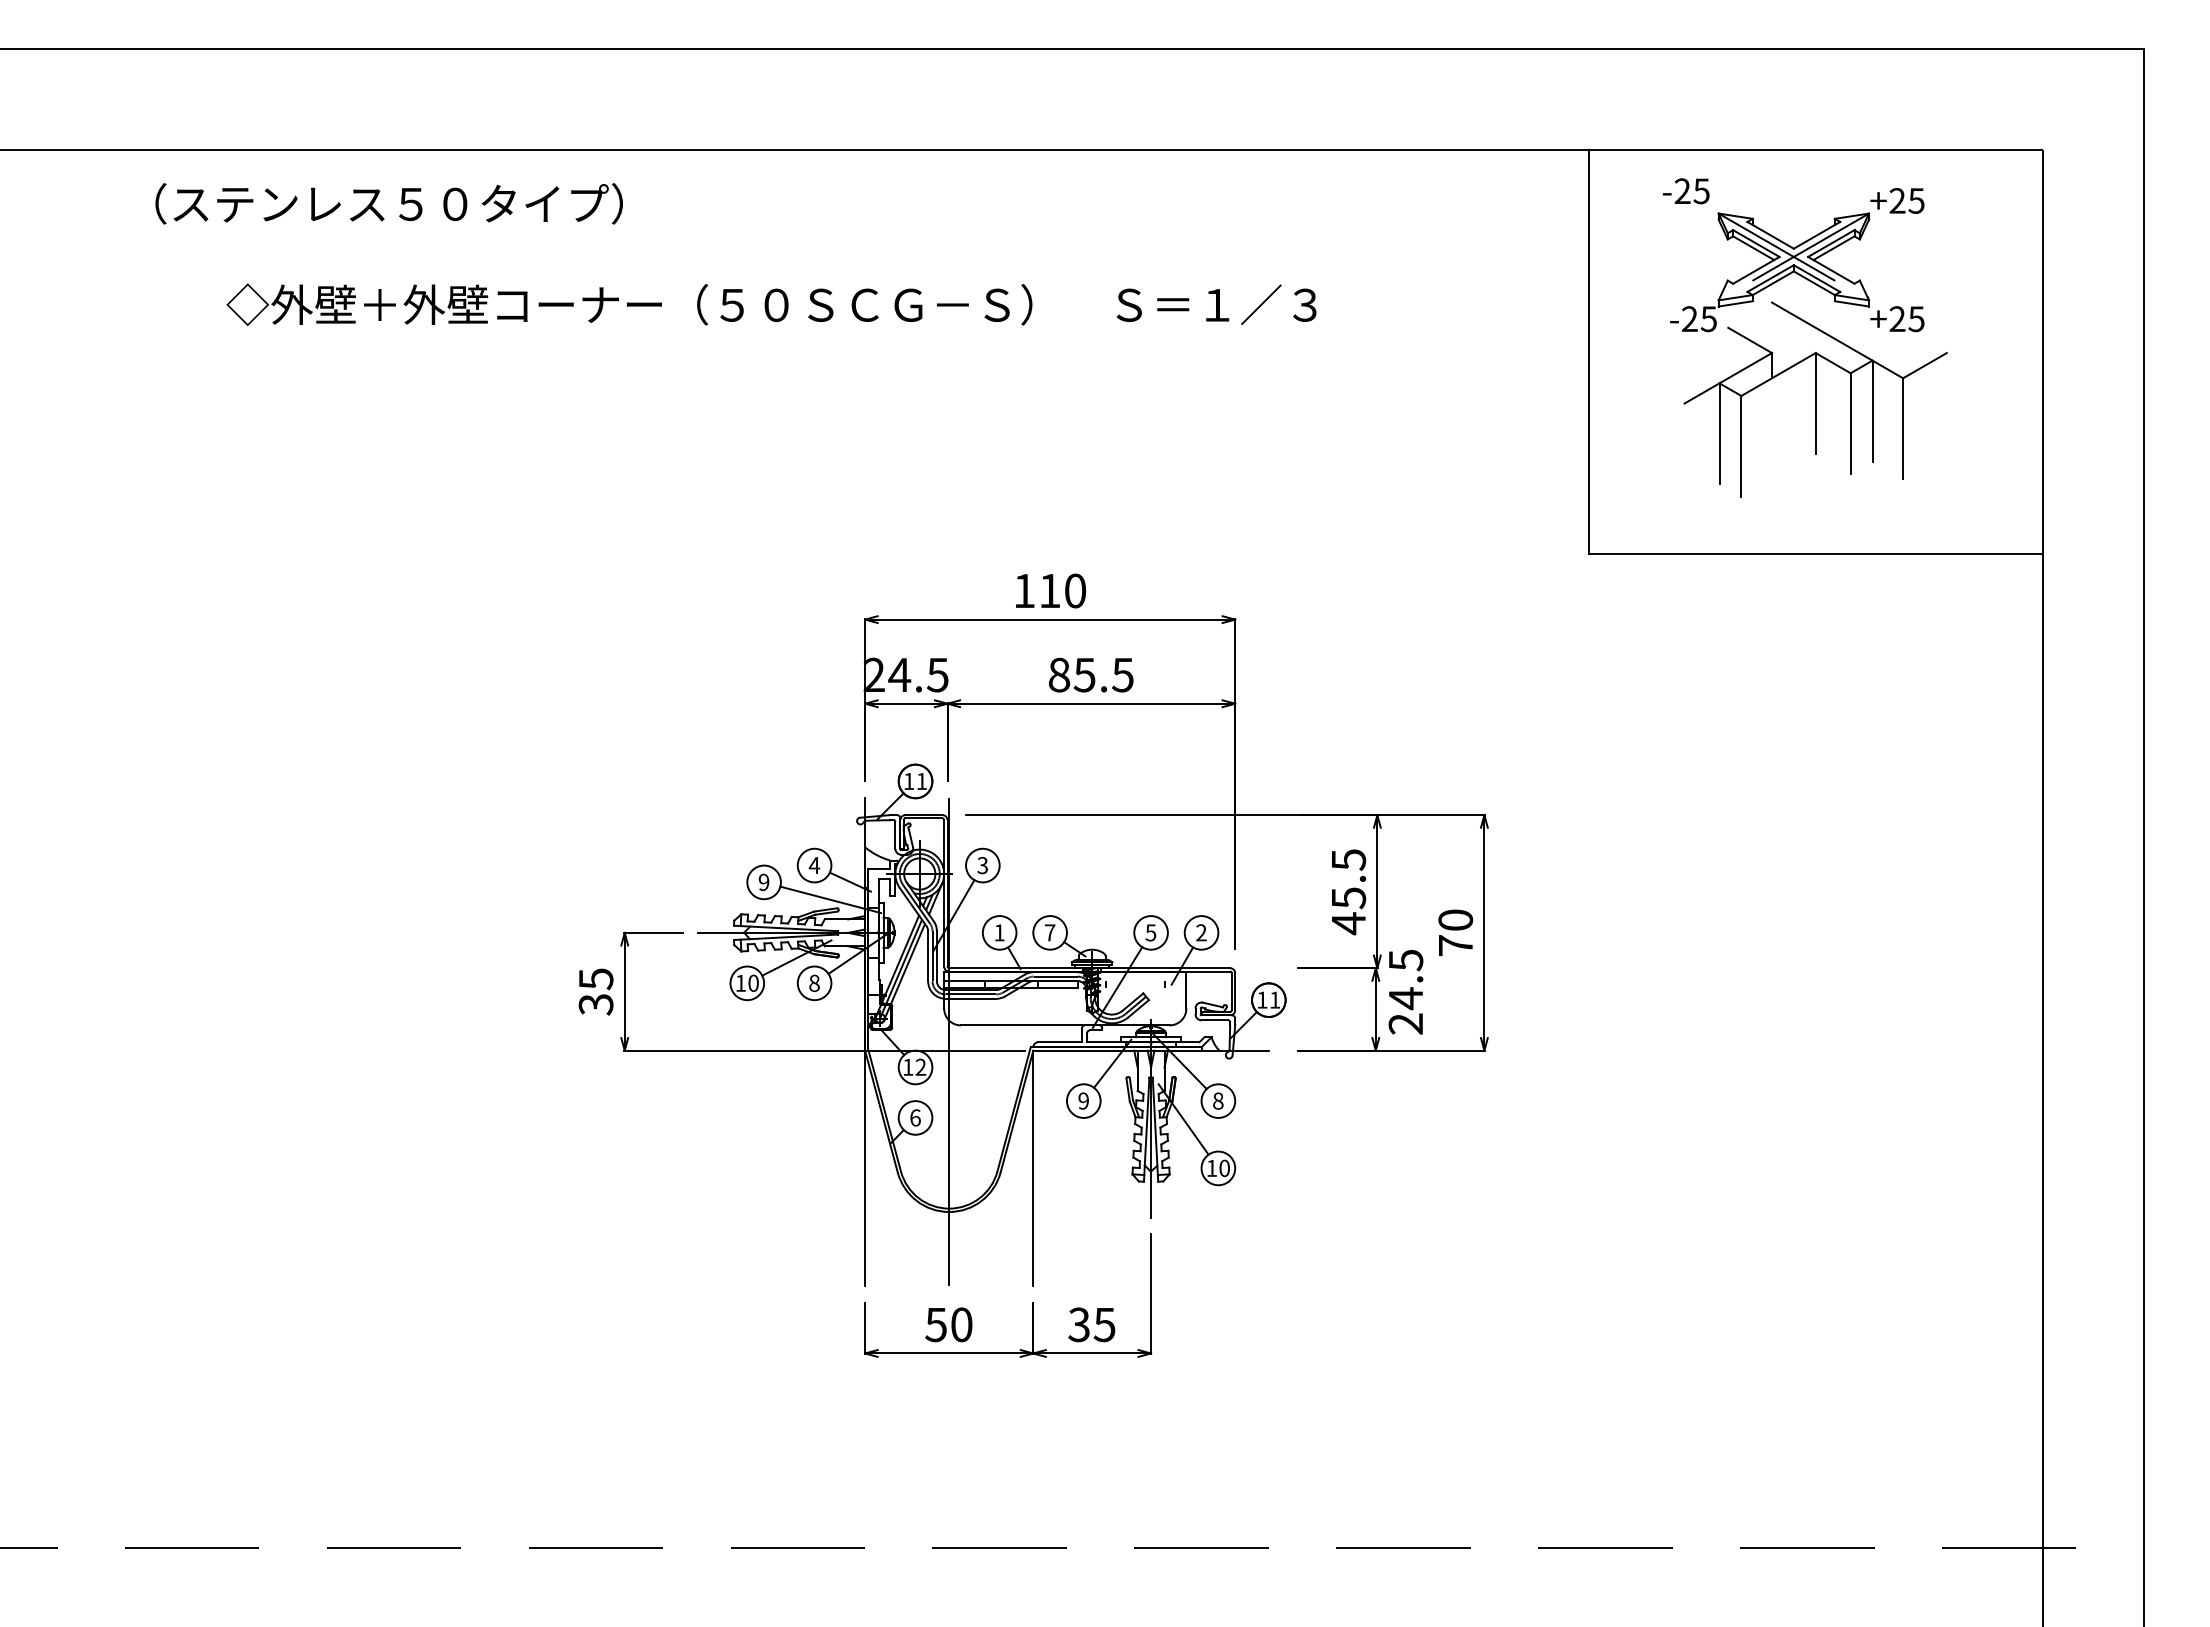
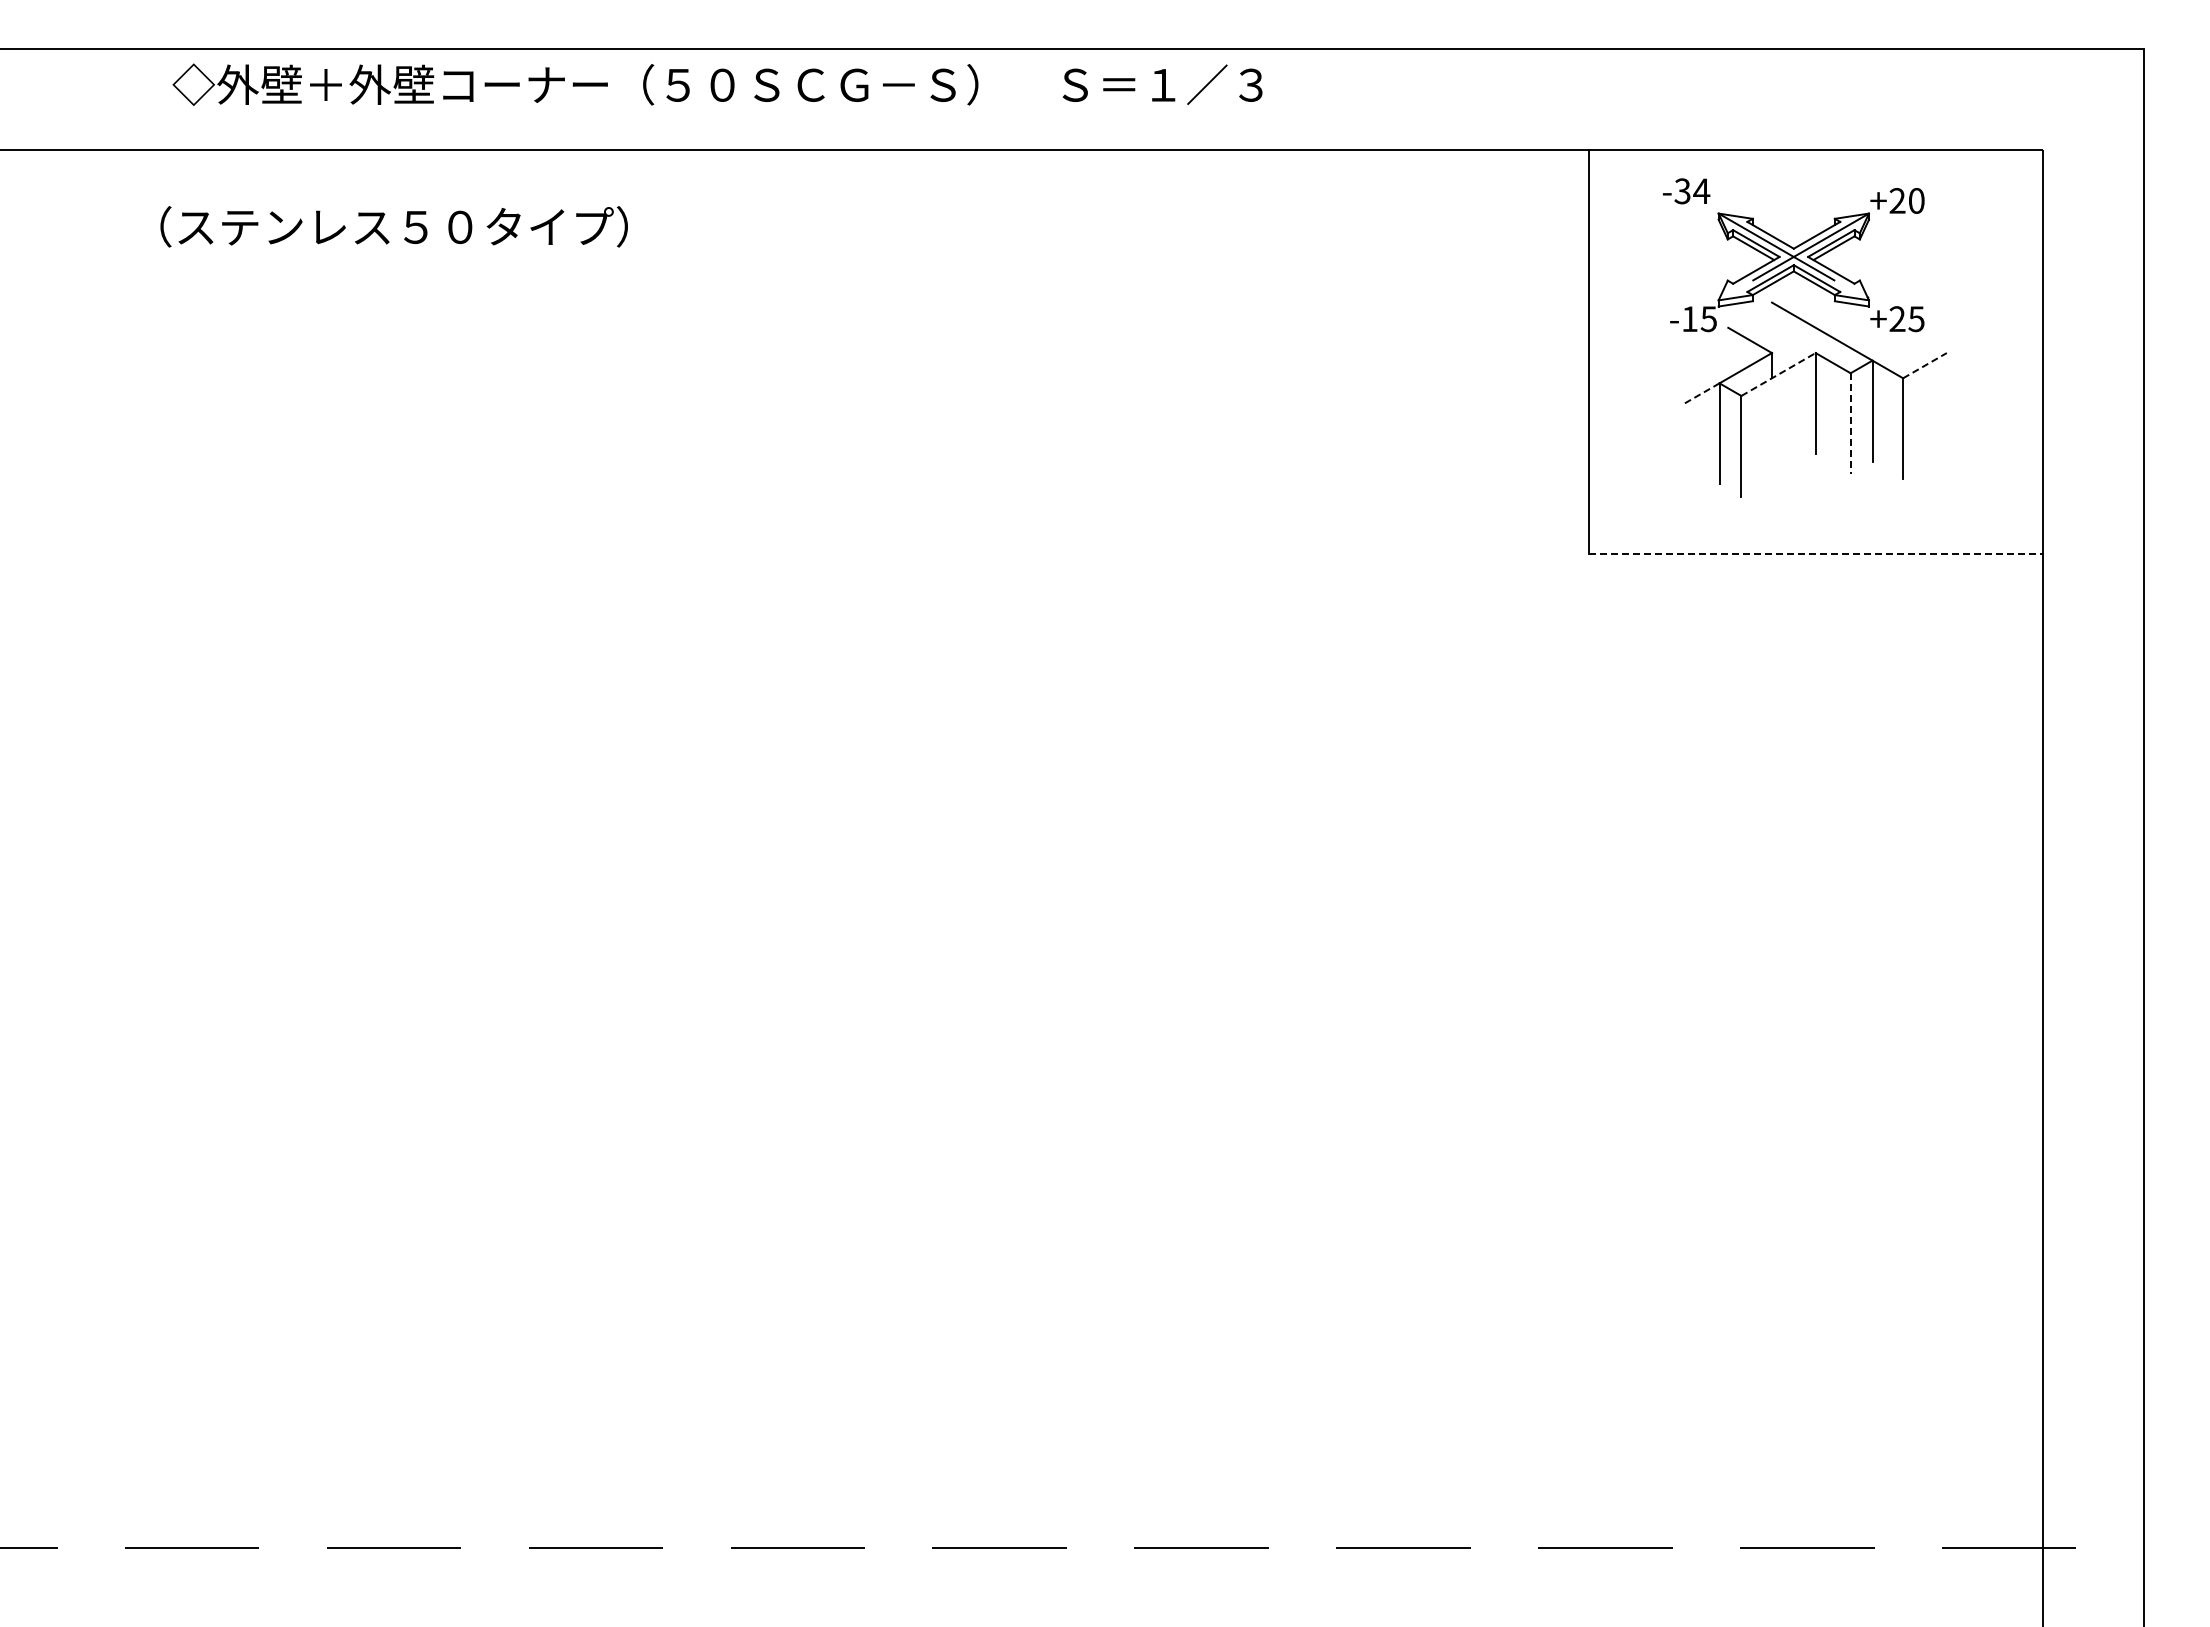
text: -25 -> -34 (1692, 191)
text: +25 -> +20 (1916, 200)
text position: (388, 203) -> (393, 226) (393, 226)
text position: (771, 304) -> (717, 84) (717, 84)
text: -25 -> -15 (1689, 318)
line: solid -> dashed (1925, 365)
line: solid -> dashed (1778, 374)
line: solid -> dashed (1701, 393)
line: solid -> dashed (1850, 424)
line: solid -> dashed (1816, 553)
part: present -> none (1033, 965)
